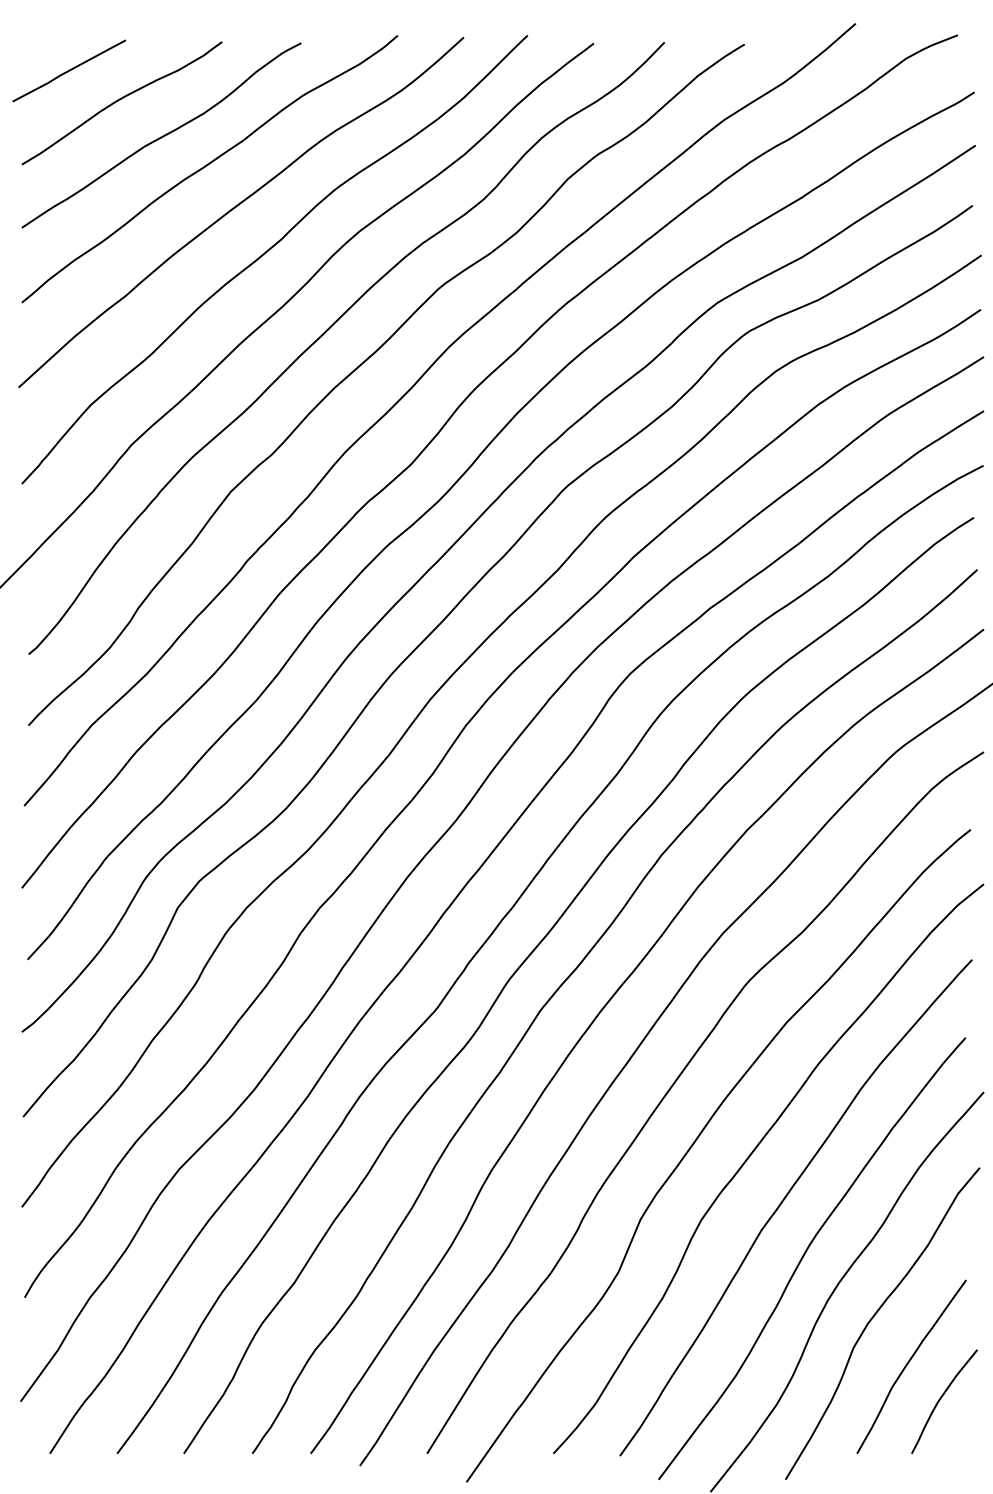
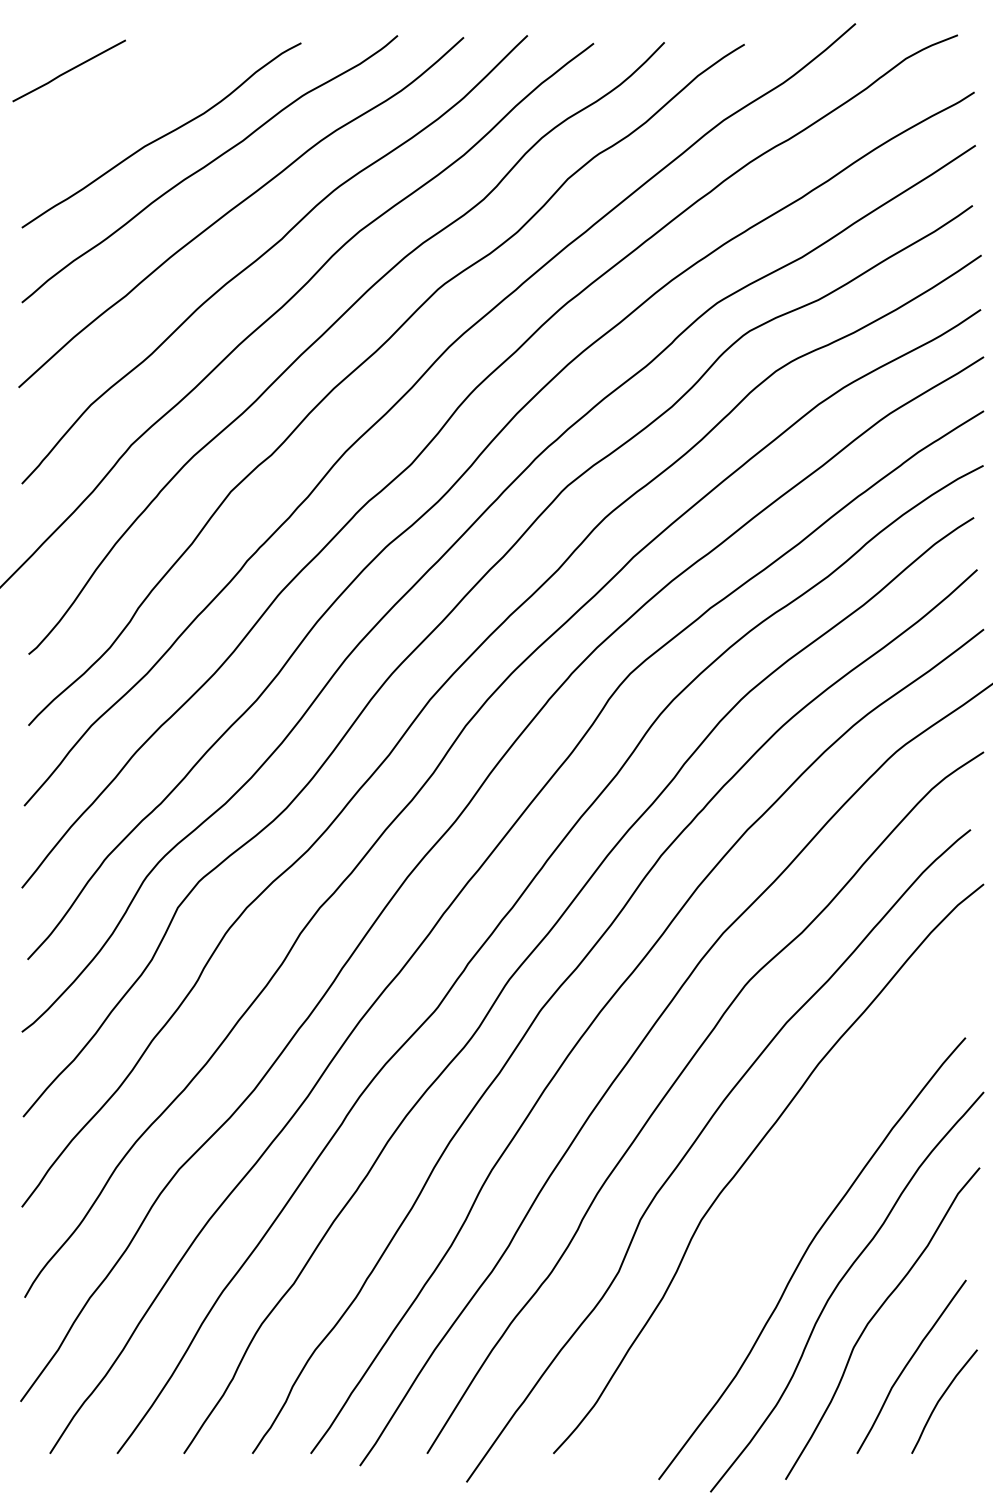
curve: present -> none (120, 100)
curve: present -> none (784, 1200)
